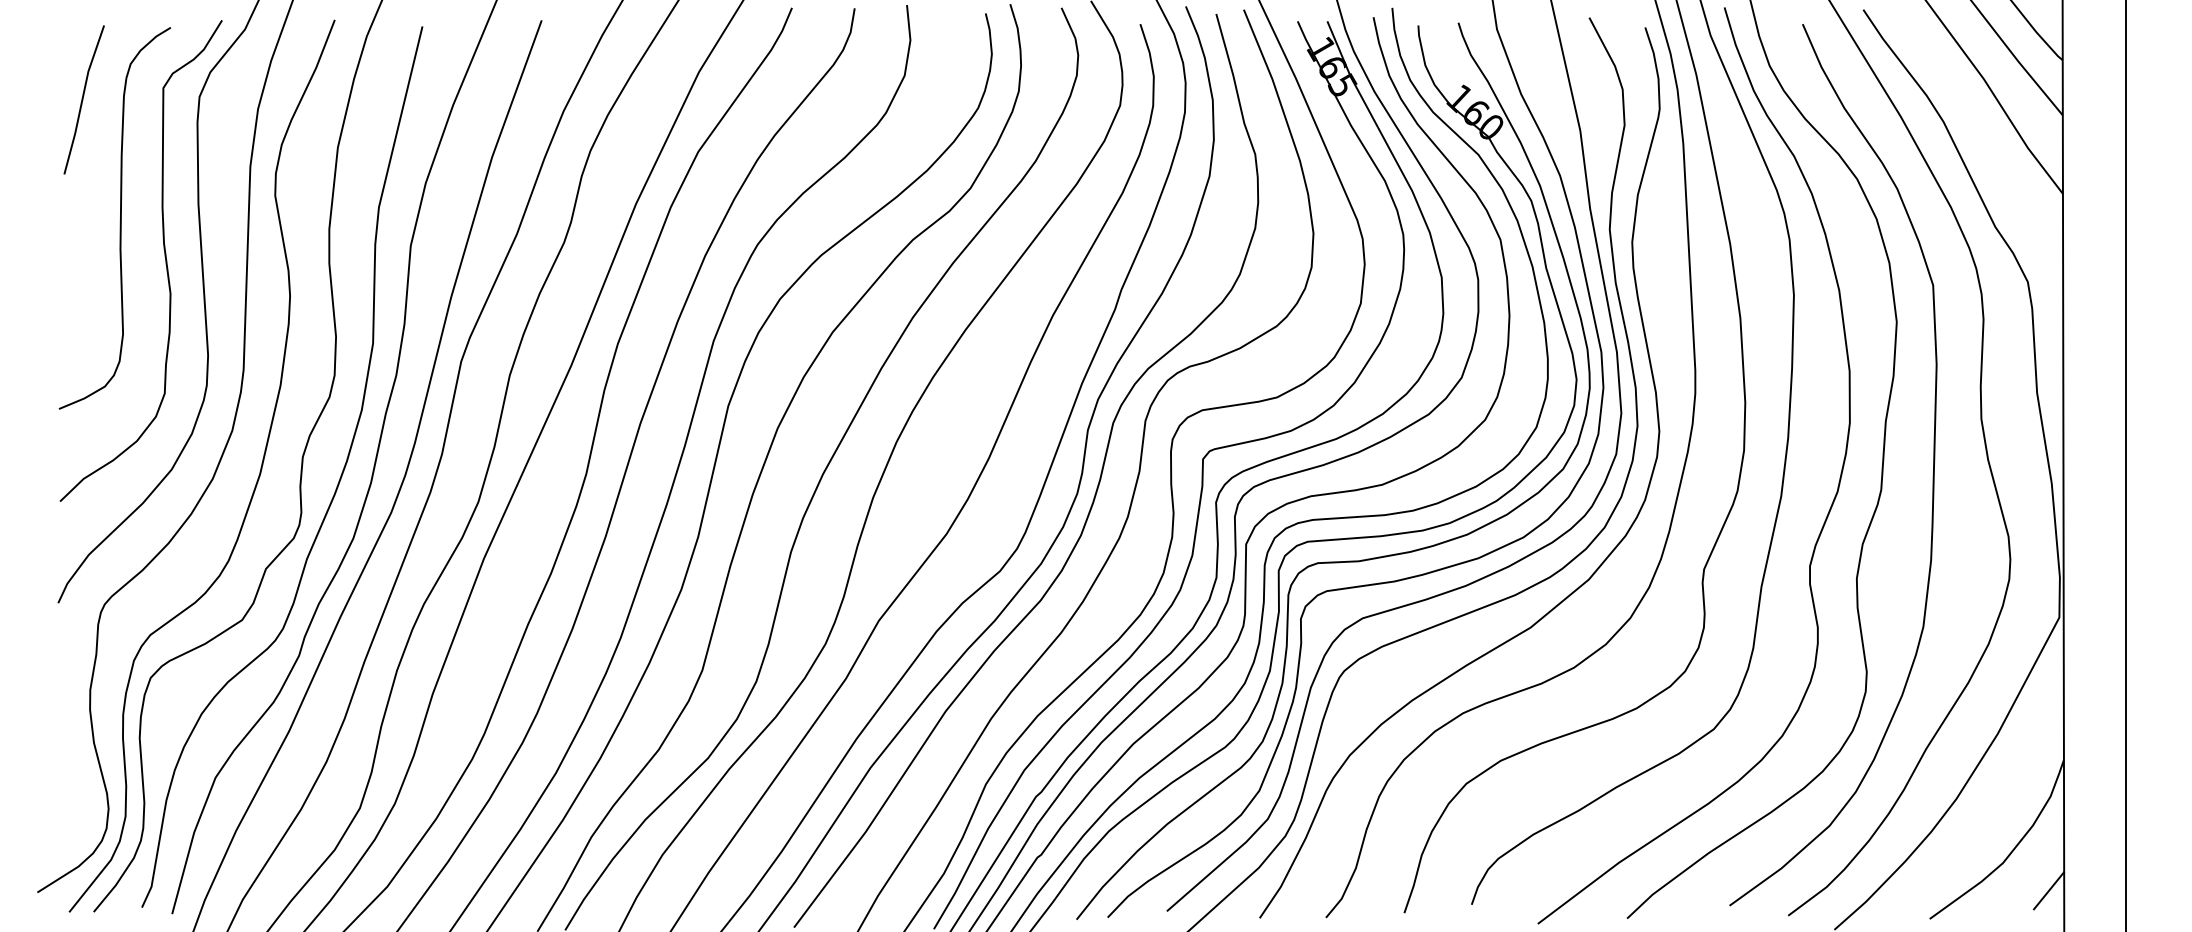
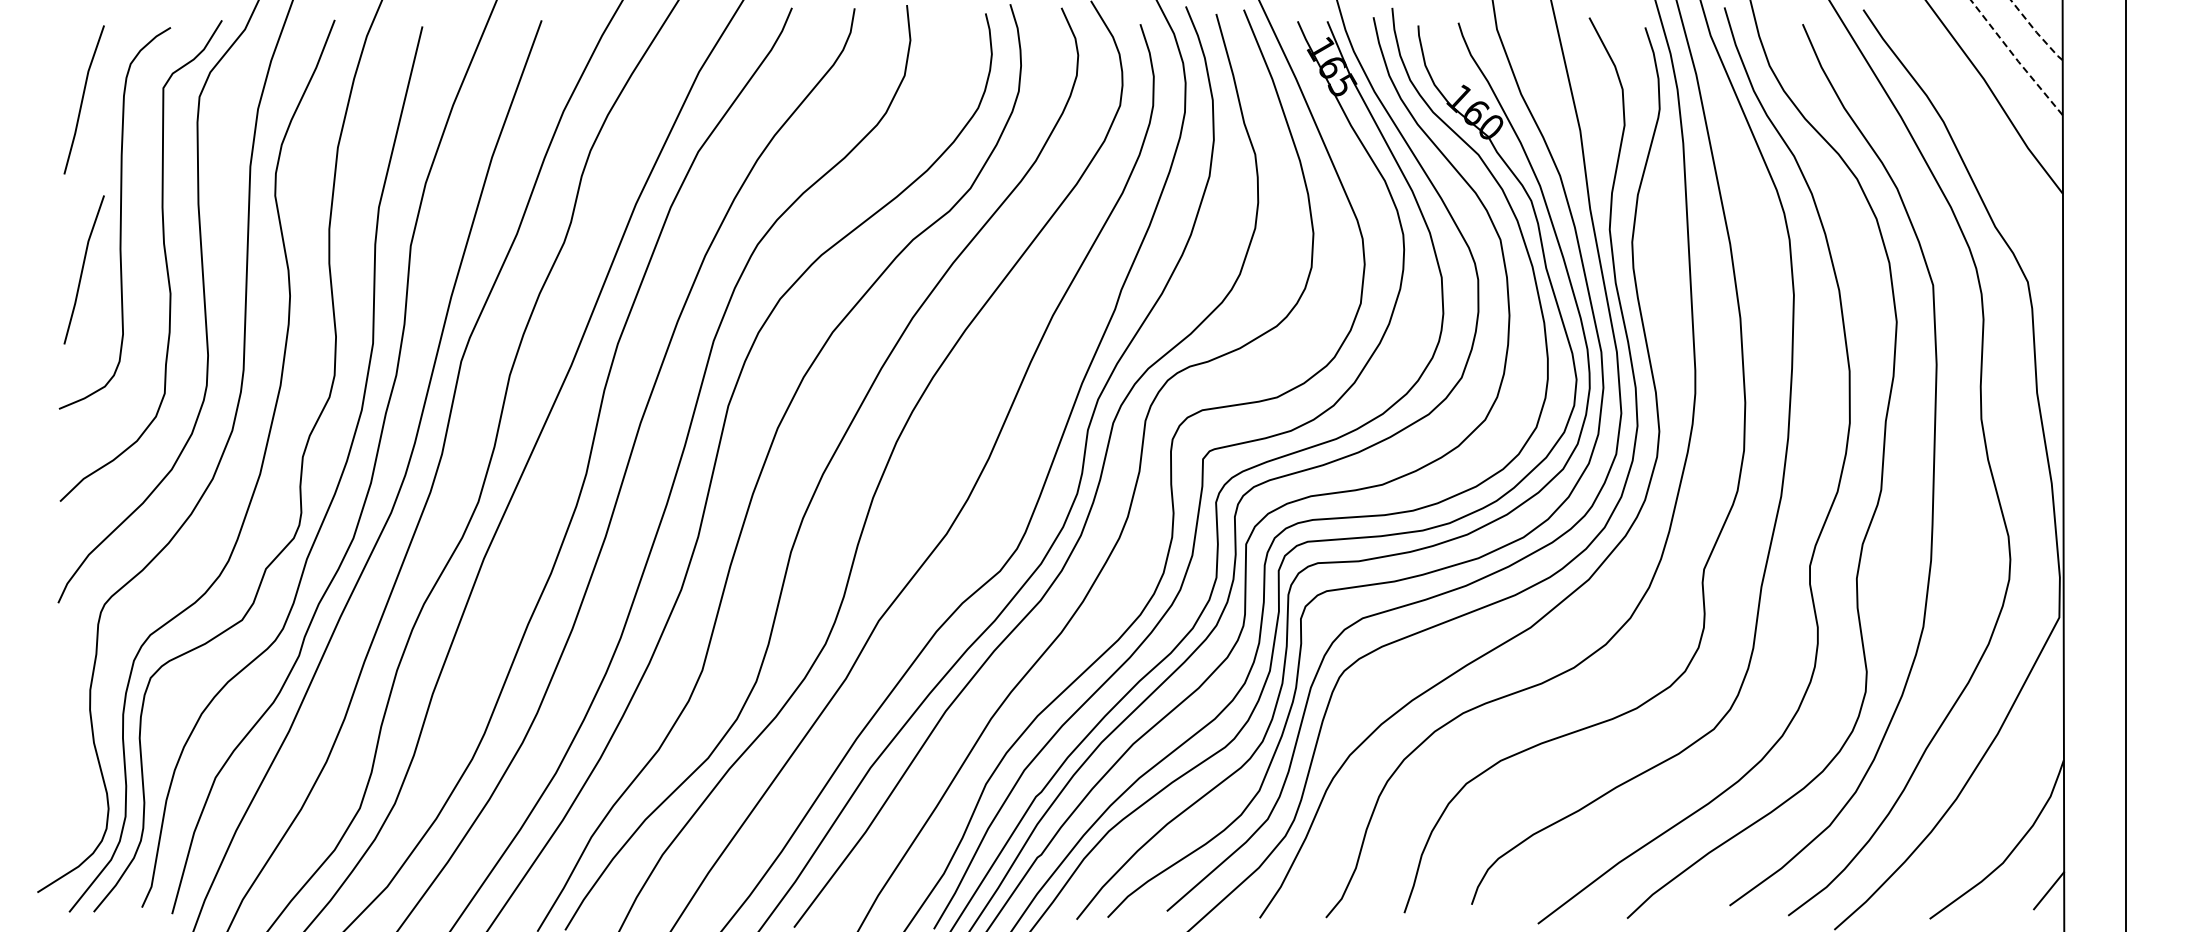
line: solid -> dashed (2036, 32)
line: solid -> dashed (2016, 58)
line: none -> present (83, 269)
